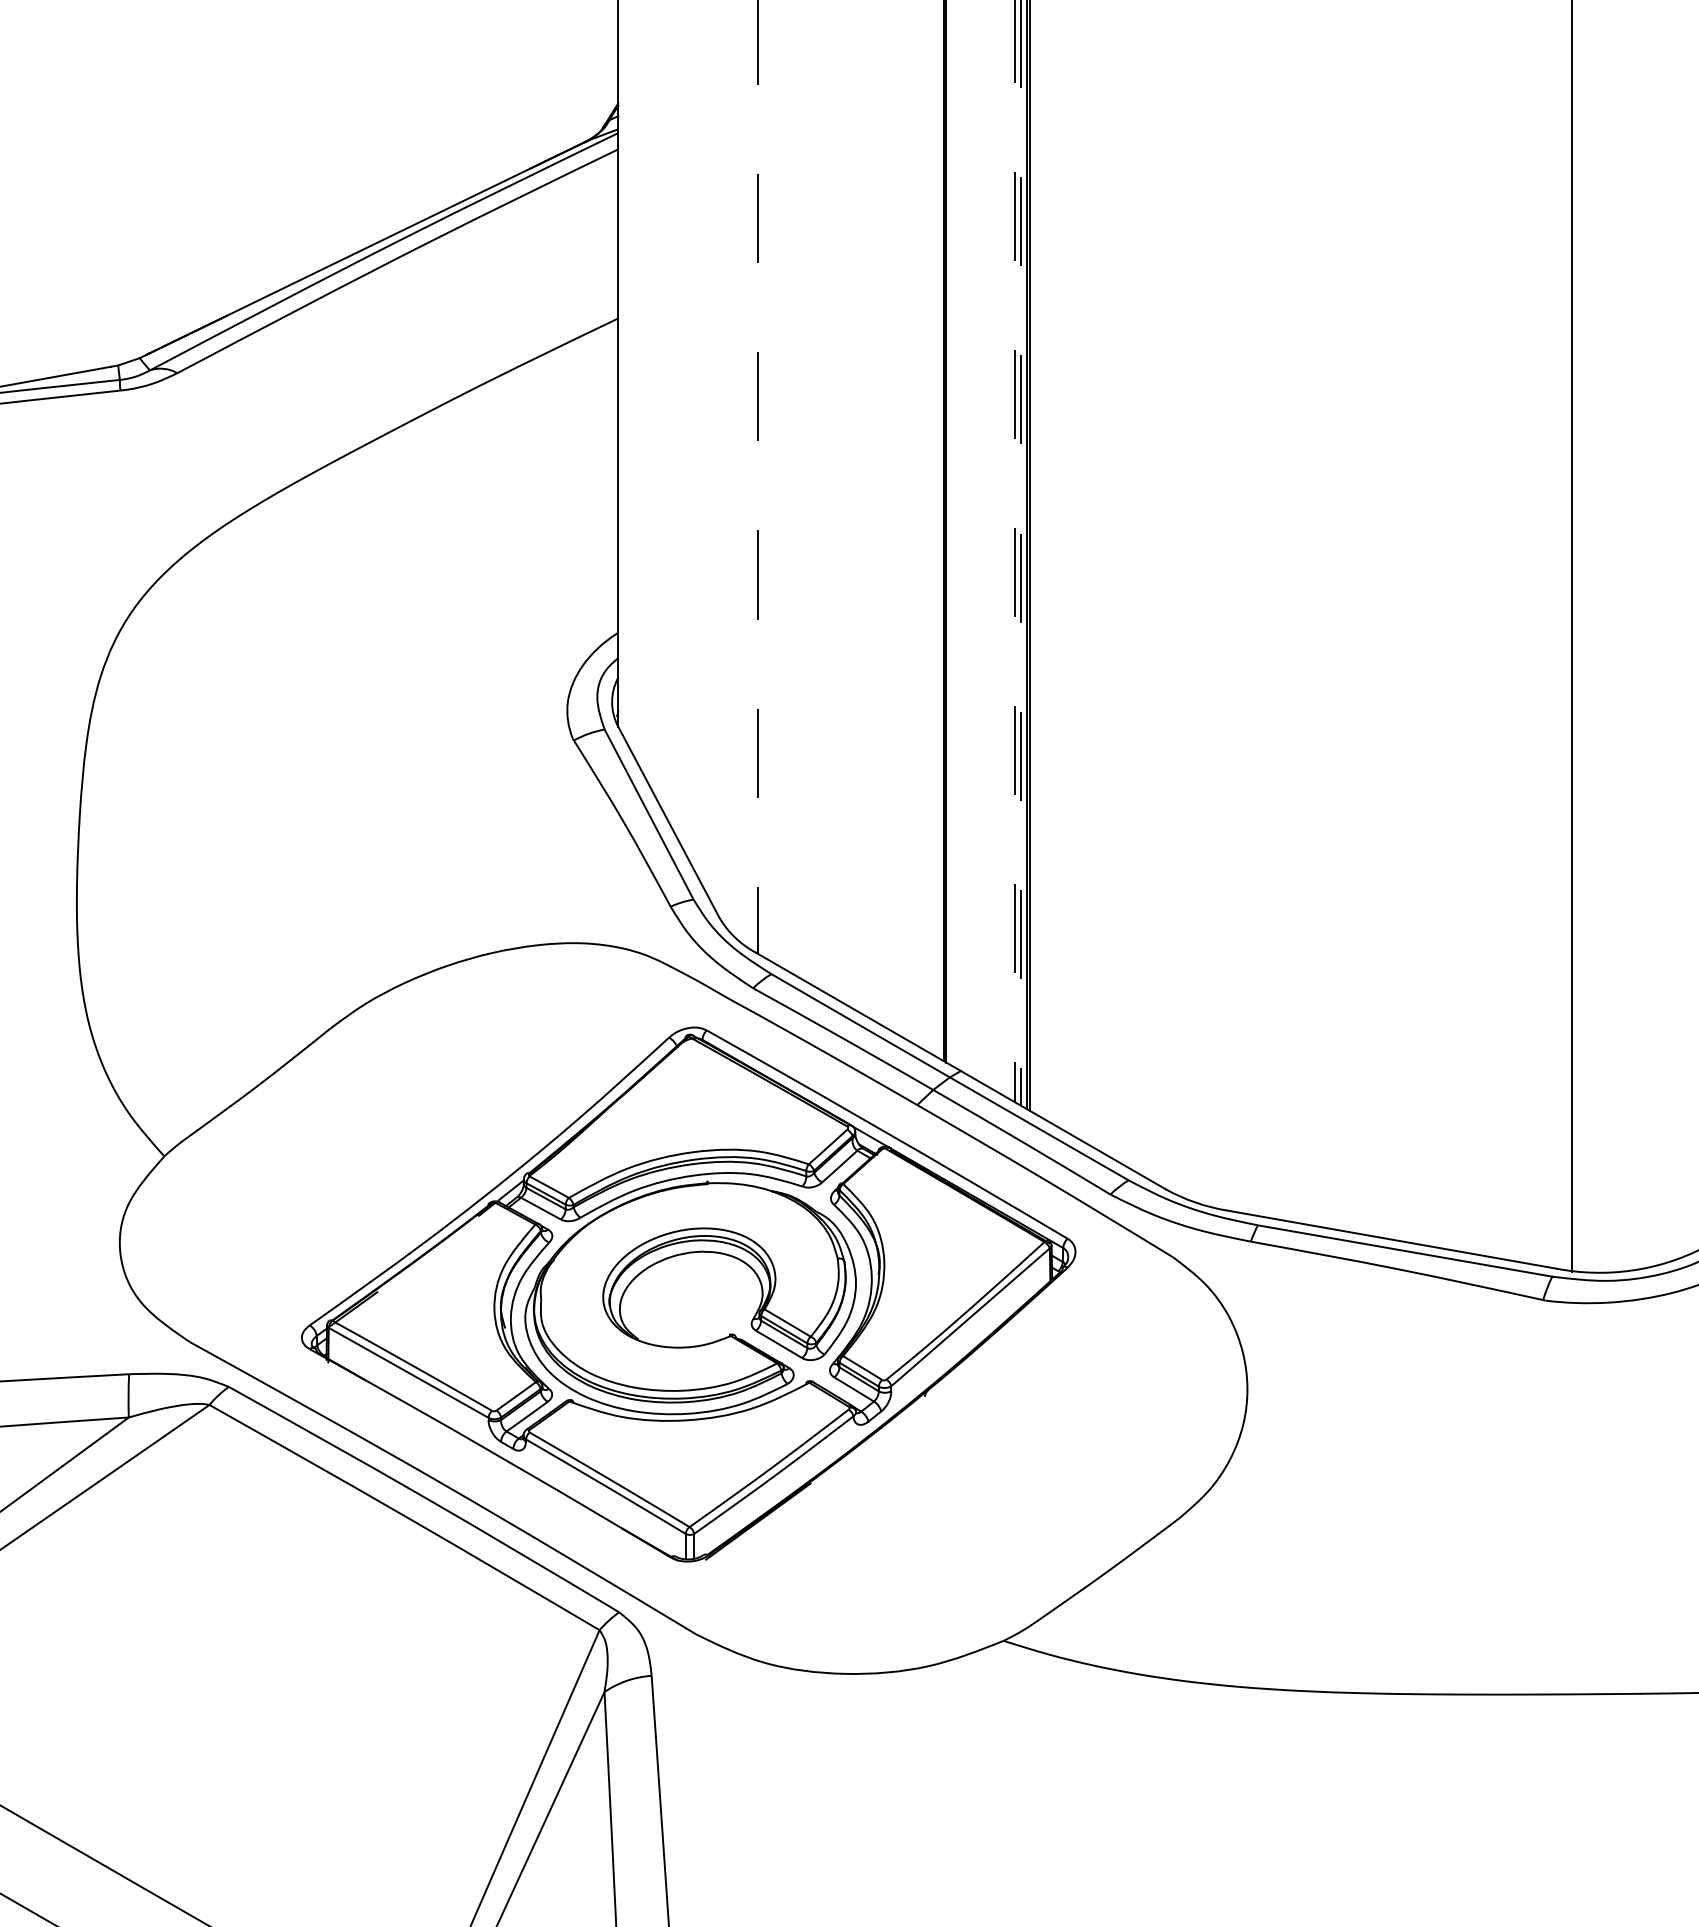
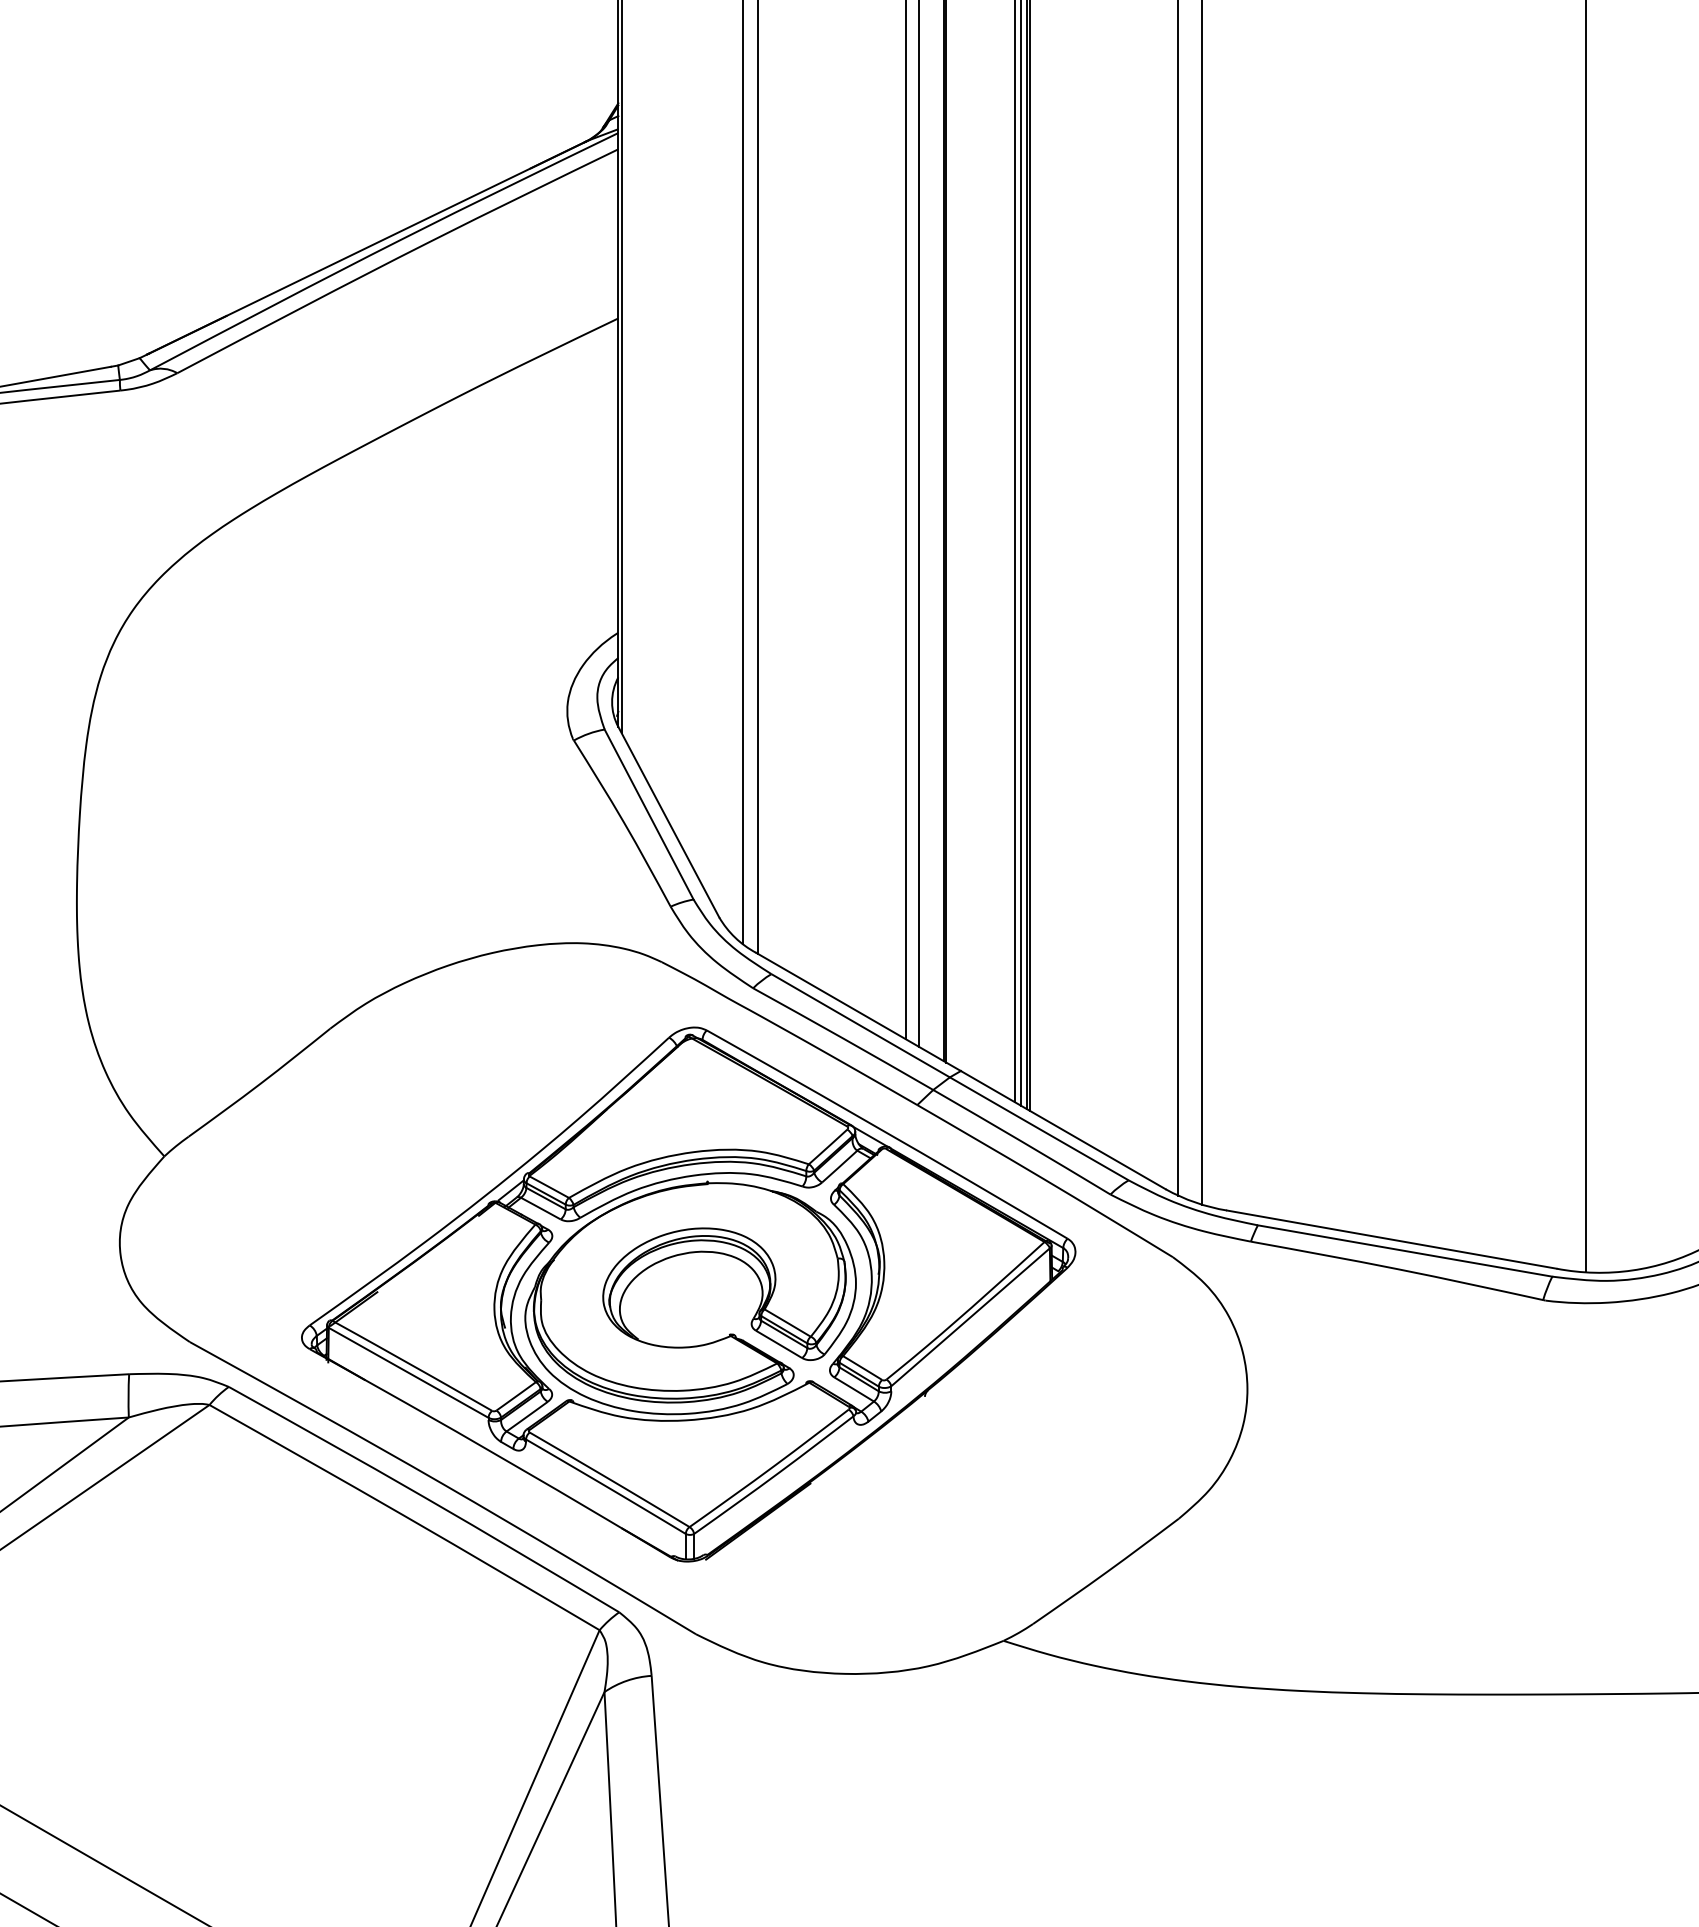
line: none -> present (621, 367)
line: none -> present (743, 473)
line: dashed -> solid (757, 477)
line: none -> present (905, 520)
line: none -> present (918, 524)
line: dashed -> solid (1014, 551)
line: dashed -> solid (1020, 553)
line: none -> present (1177, 598)
line: none -> present (1201, 603)
line position: (1571, 637) -> (1585, 637) (1585, 637)
